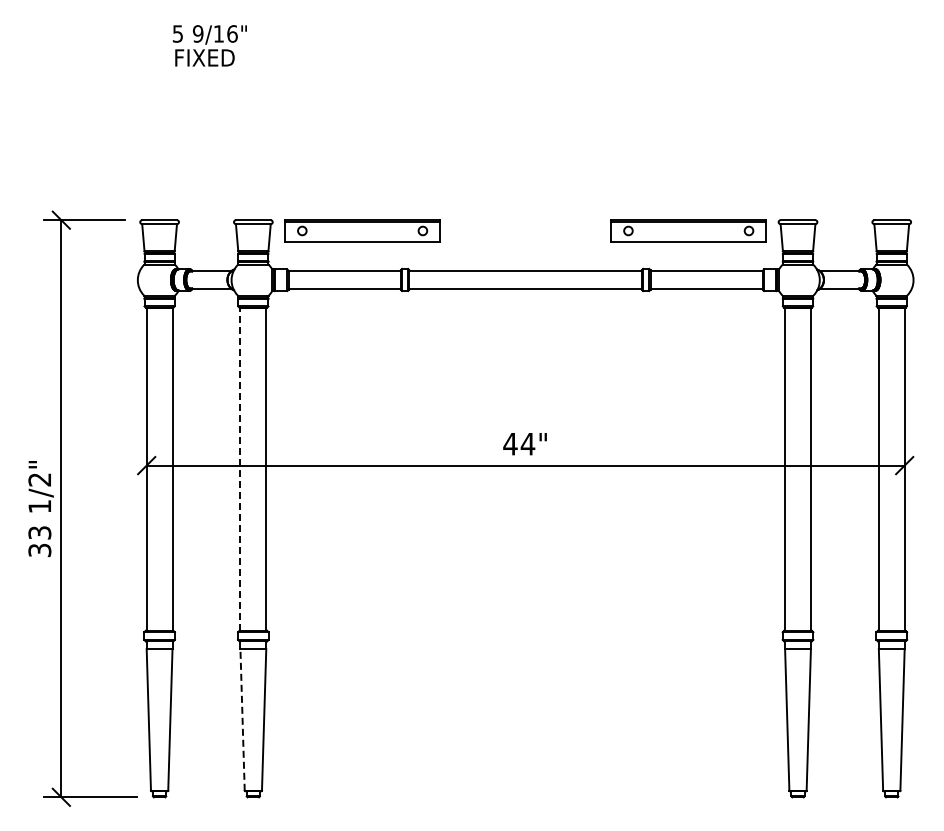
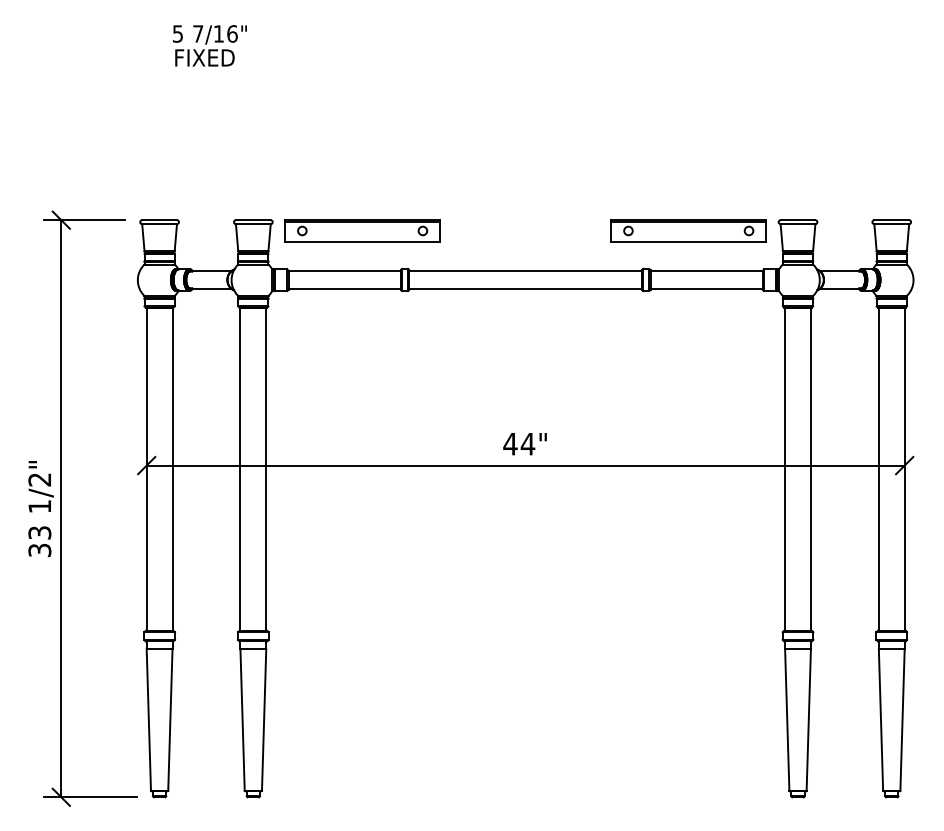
text: 9/16" -> 7/16" (198, 33)
line: dashed -> solid (240, 468)
line: dashed -> solid (242, 719)
